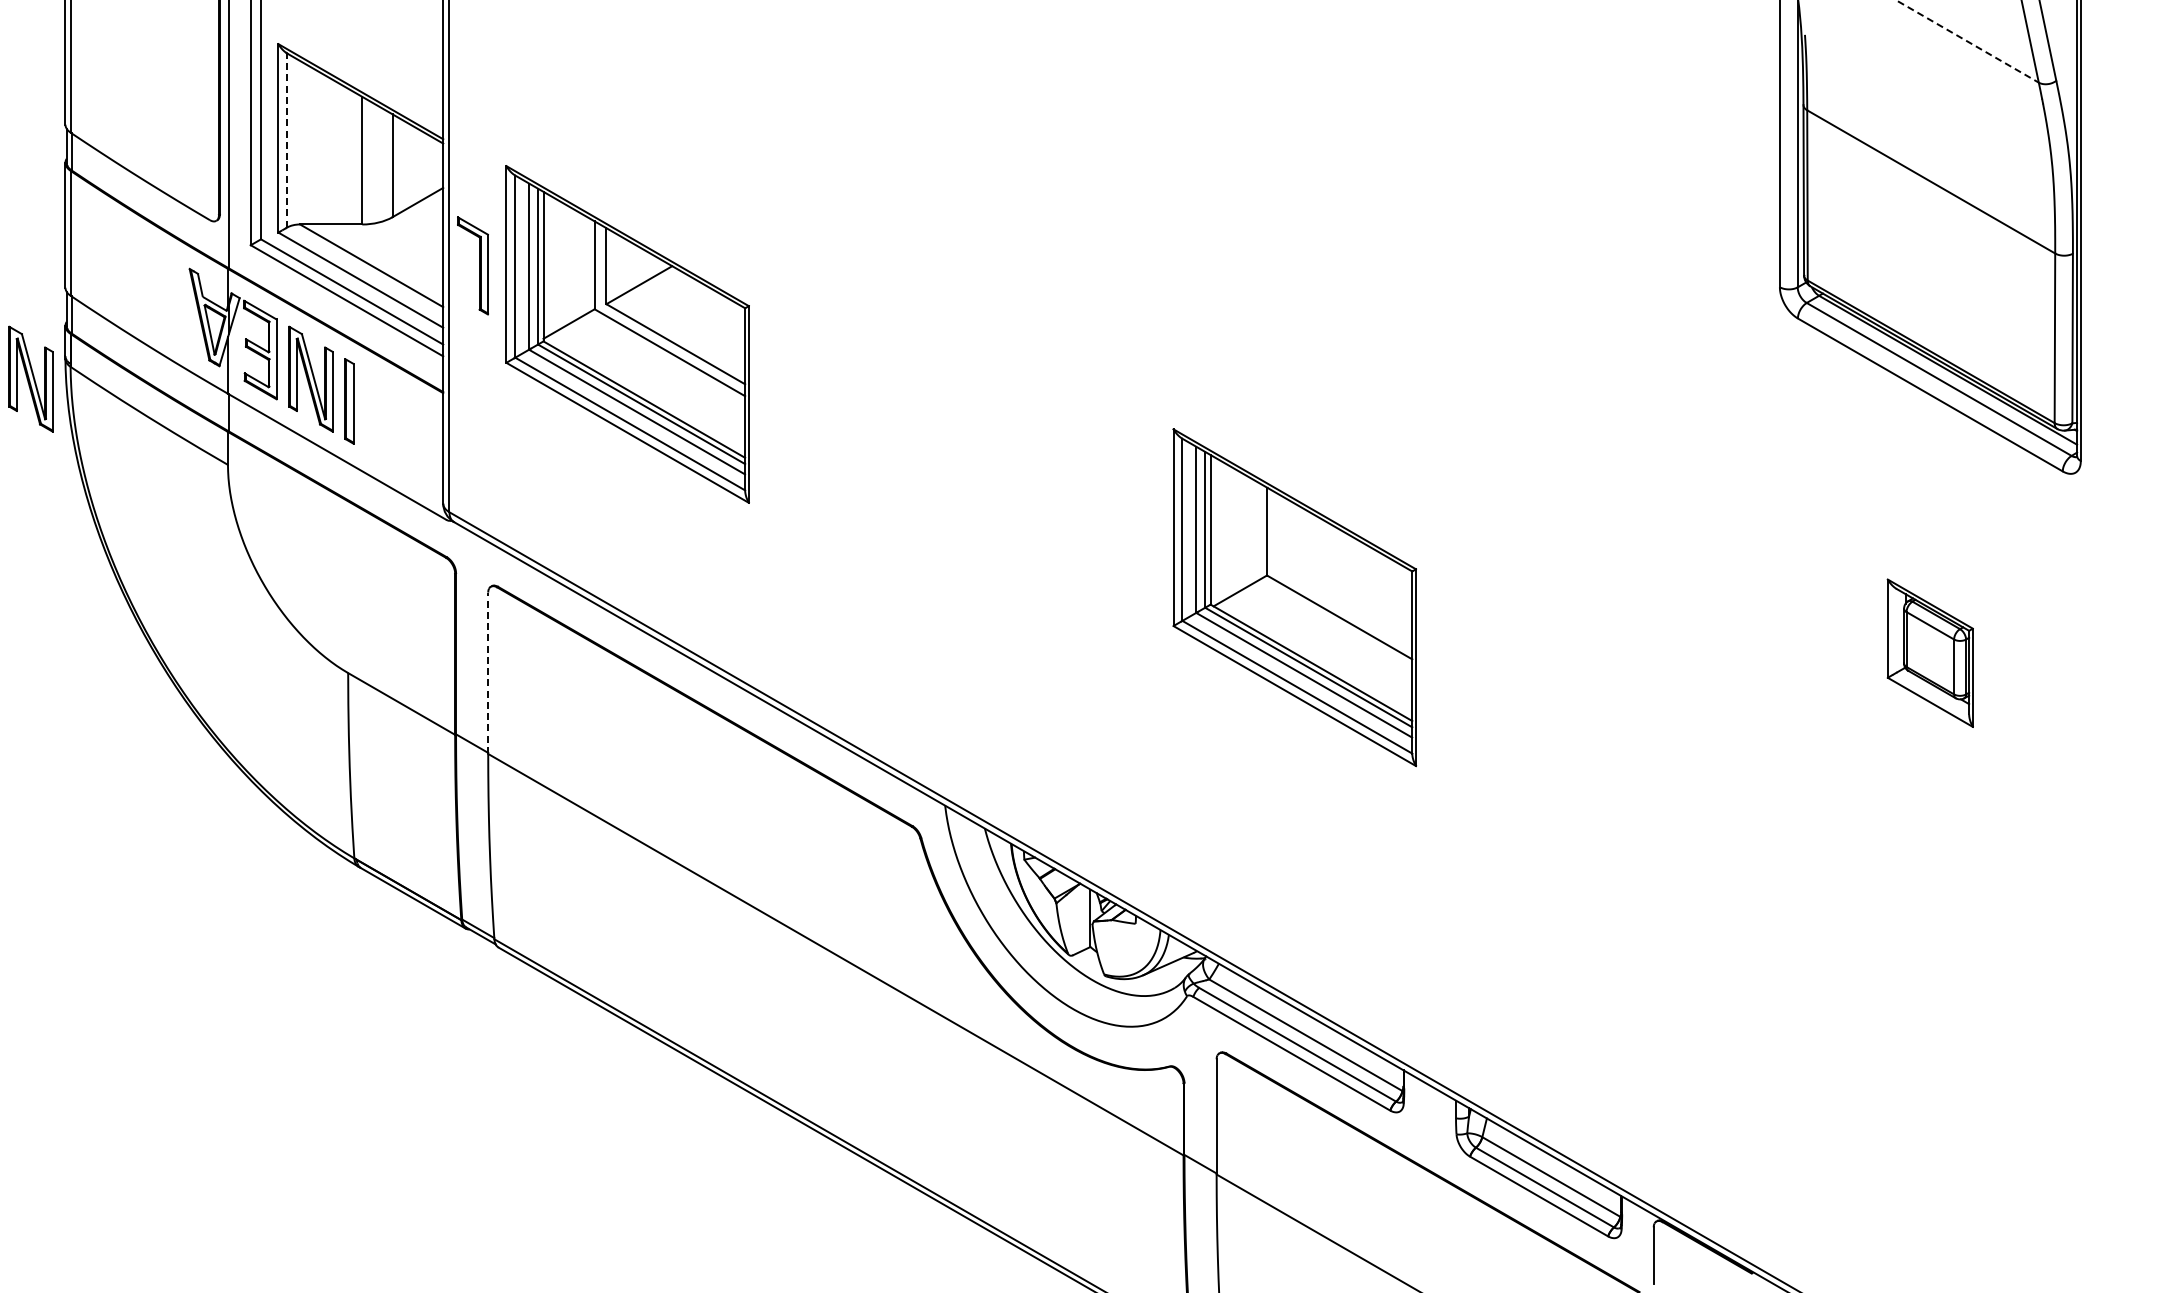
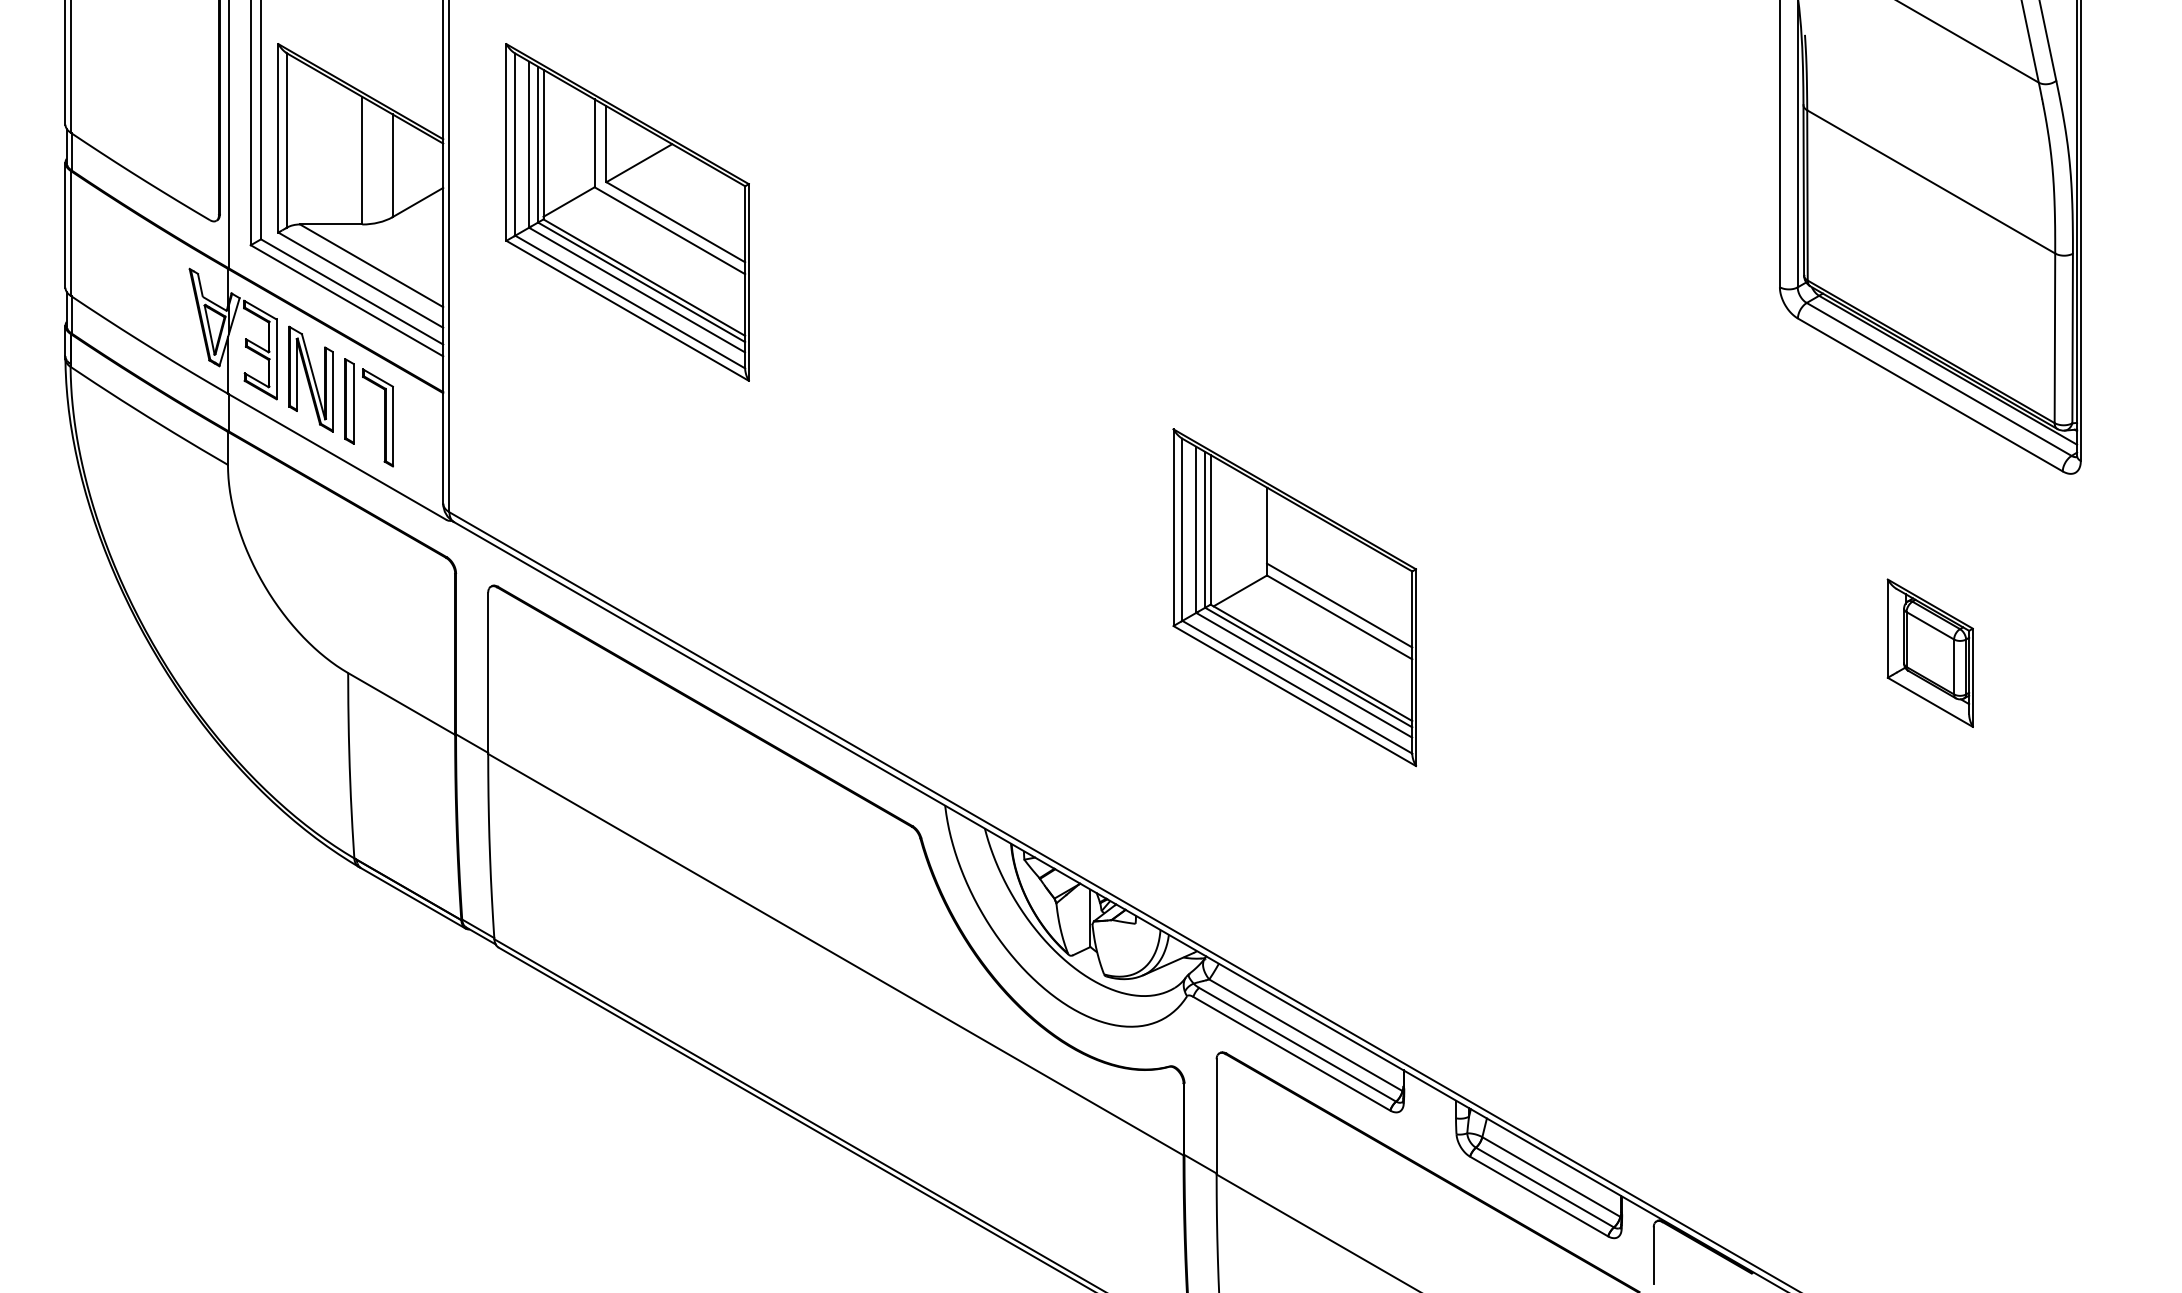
line: dashed -> solid (1967, 41)
line: dashed -> solid (287, 140)
part position: (479, 265) -> (384, 417) (384, 417)
part position: (627, 334) -> (627, 212) (627, 212)
part: present -> none (30, 378)
line: none -> present (1339, 605)
line: dashed -> solid (488, 673)
